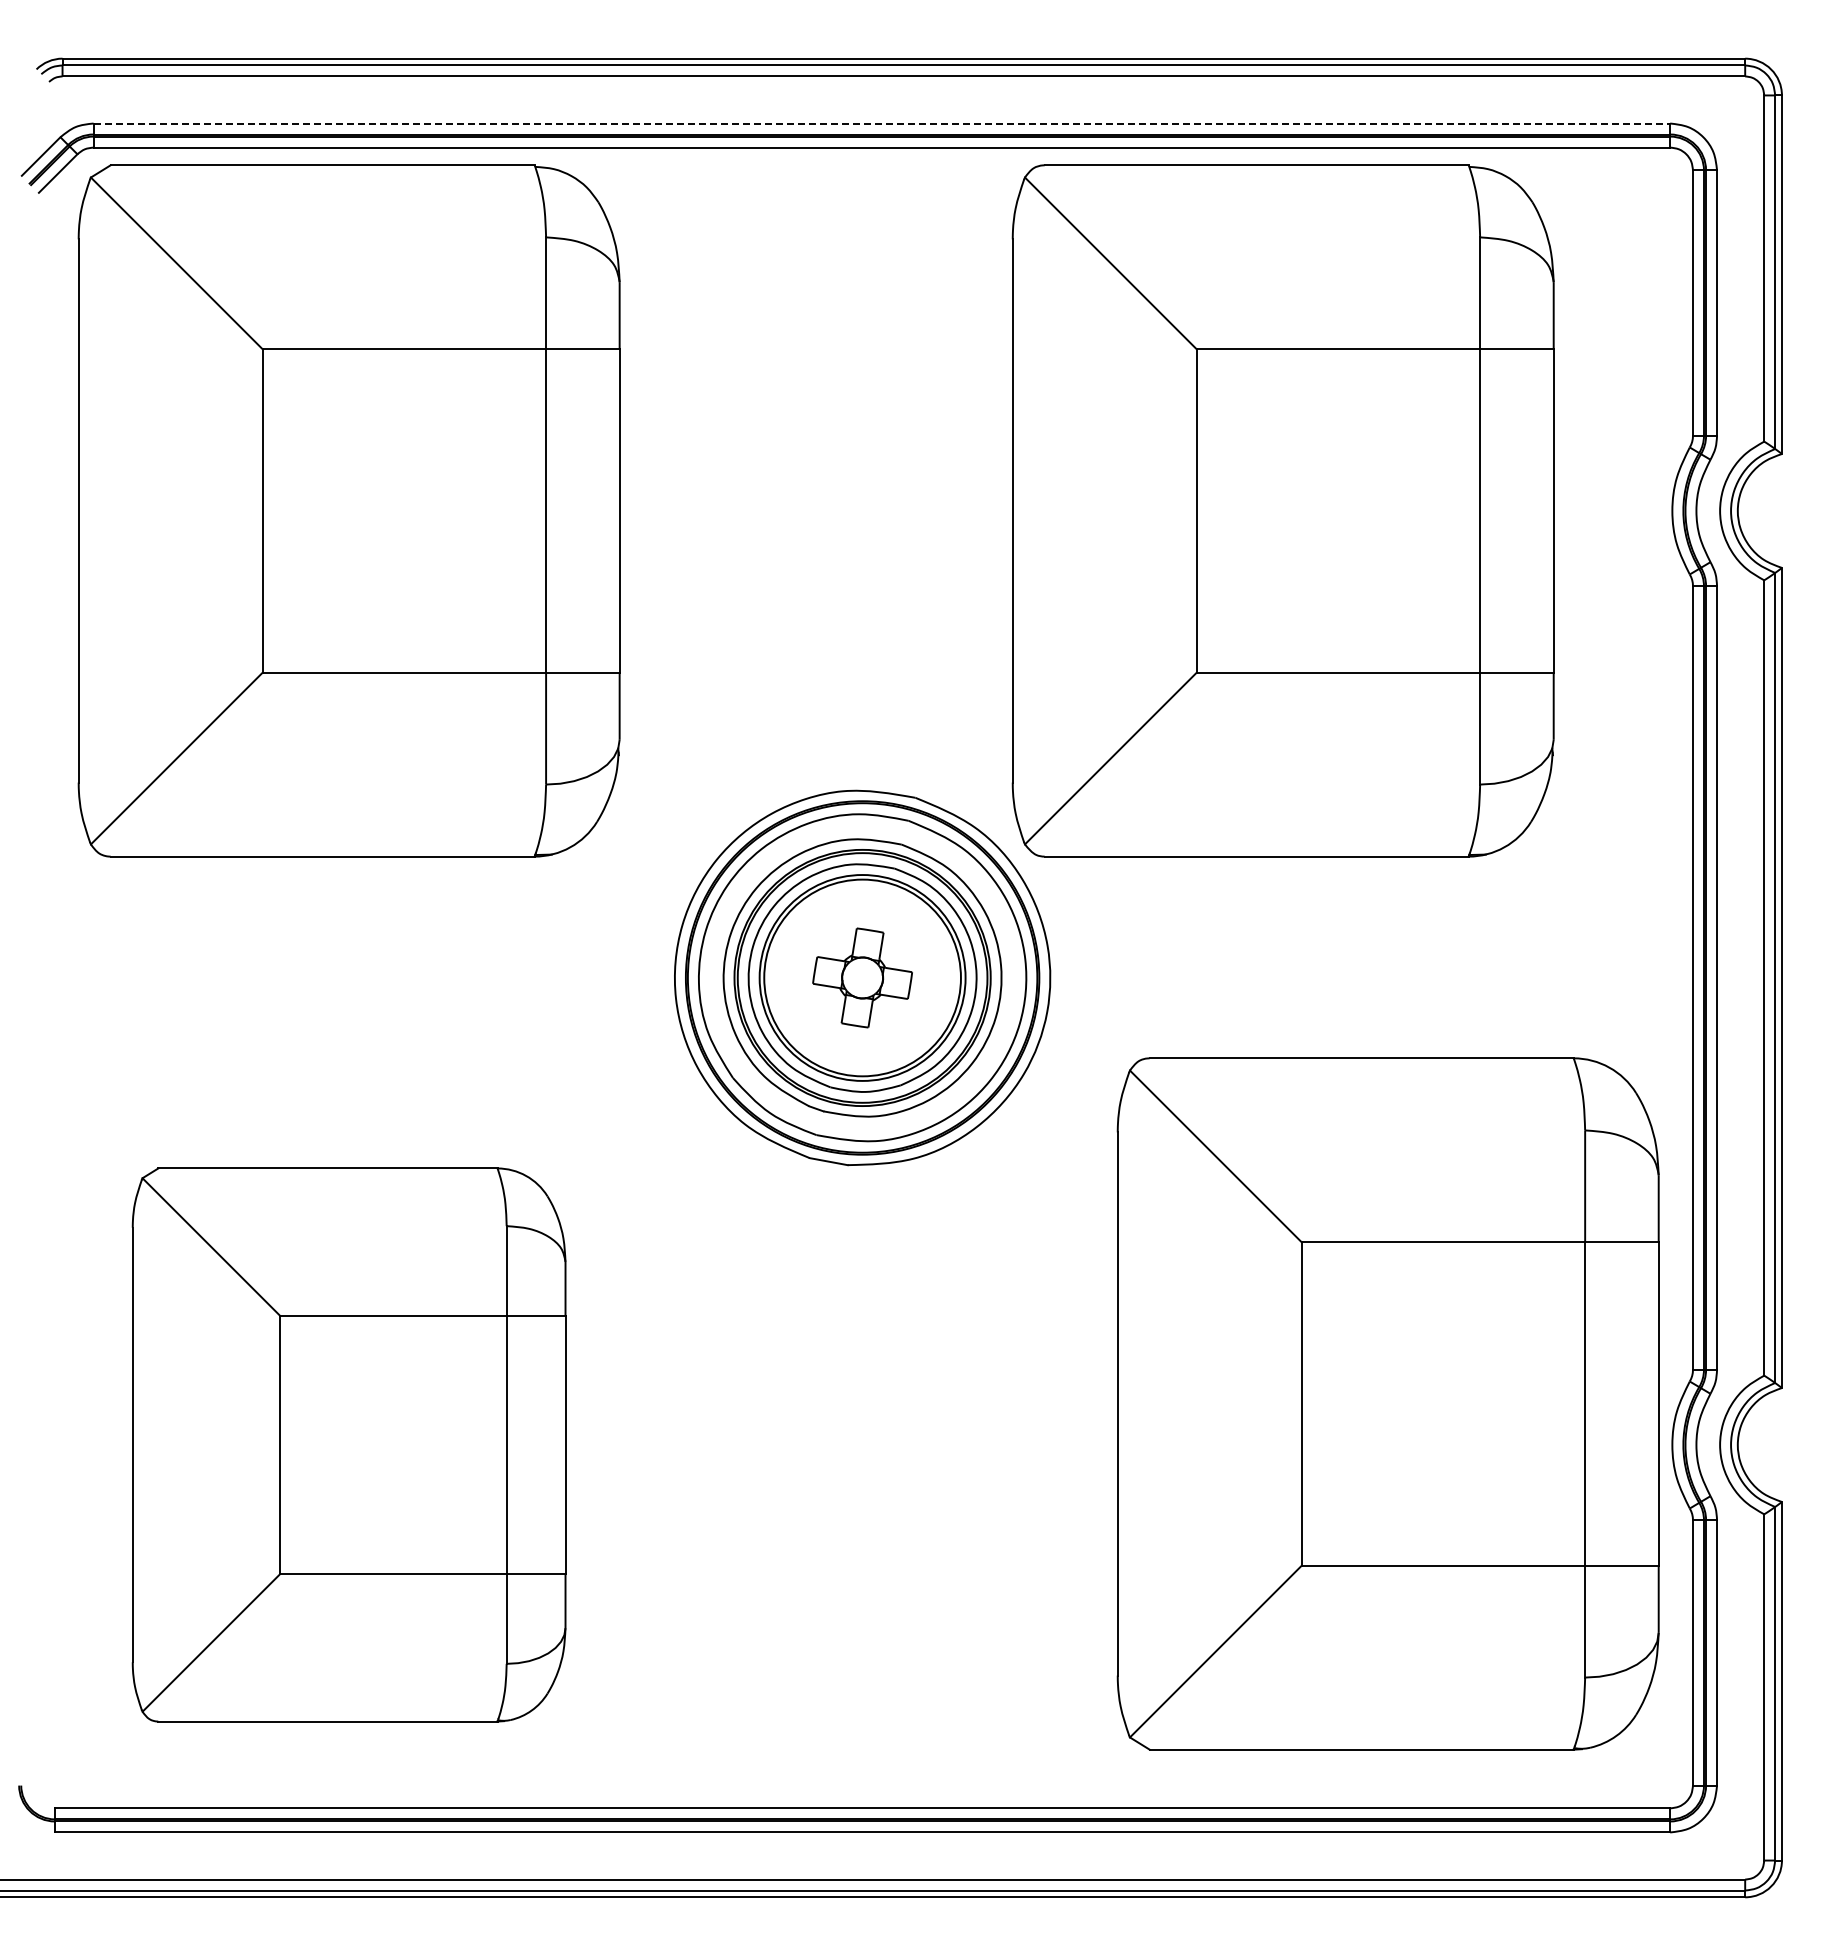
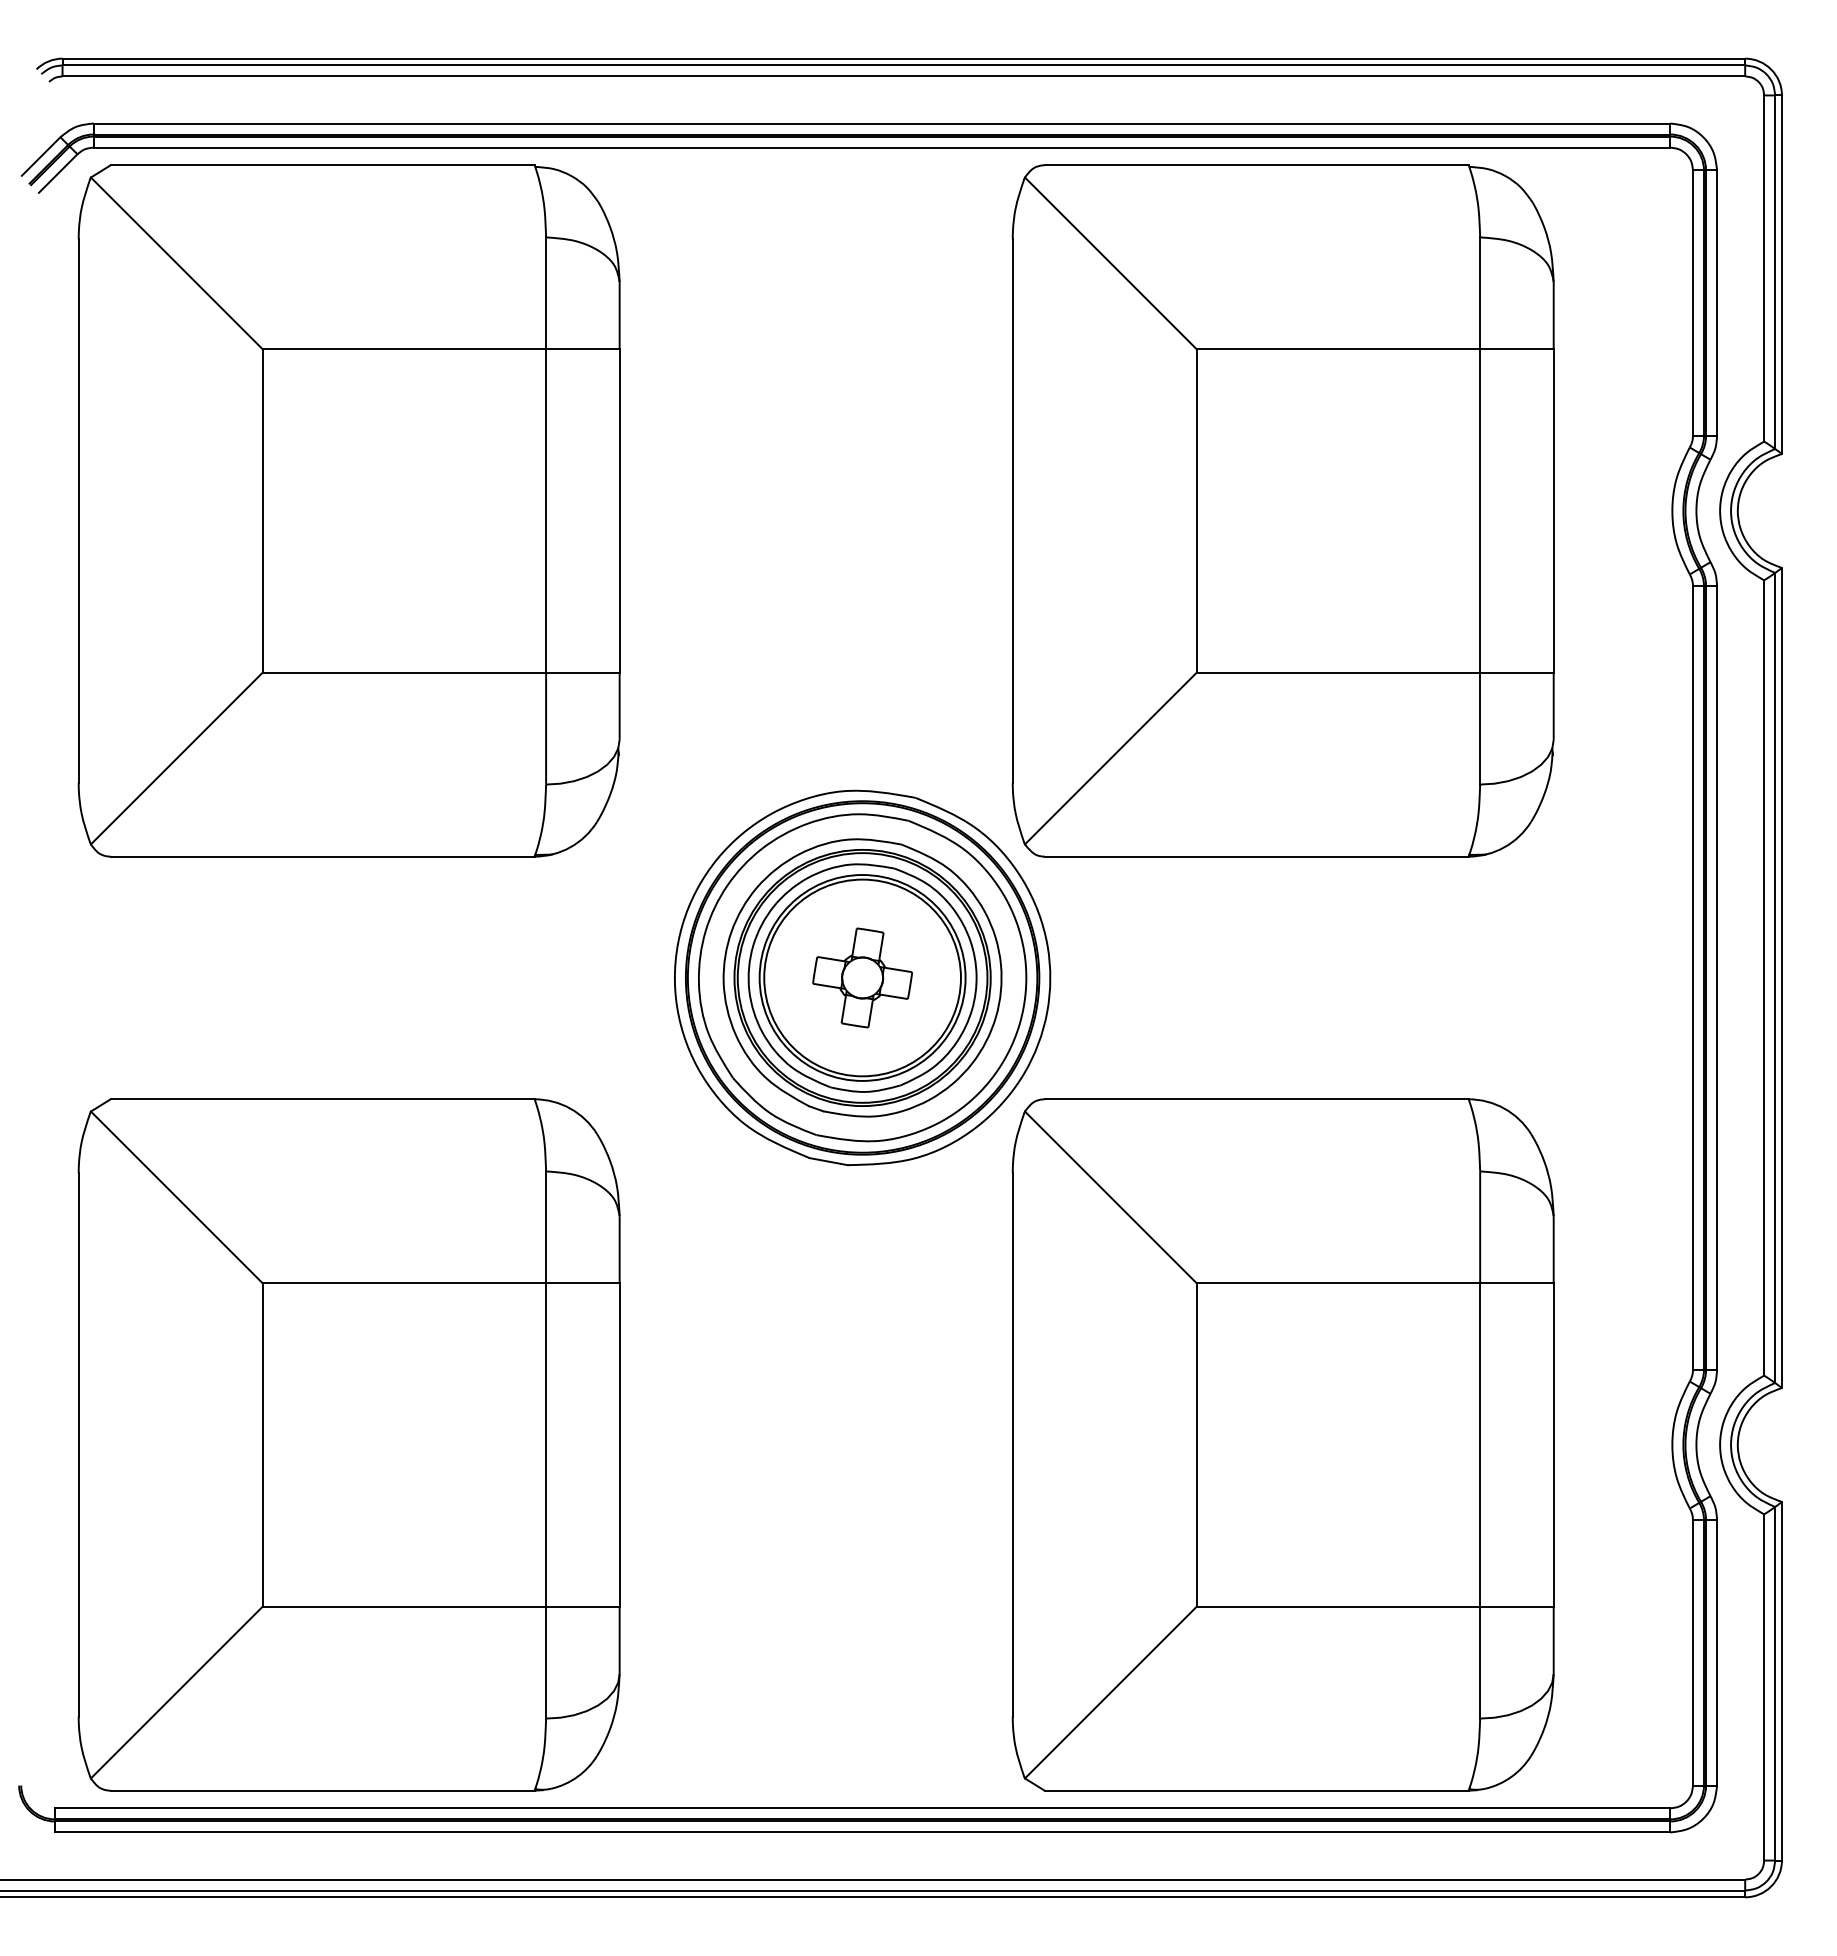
line: dashed -> solid (882, 123)
part position: (1387, 1403) -> (1282, 1444) (1282, 1444)
part size: 436x556 px -> 544x694 px (348, 1444)
